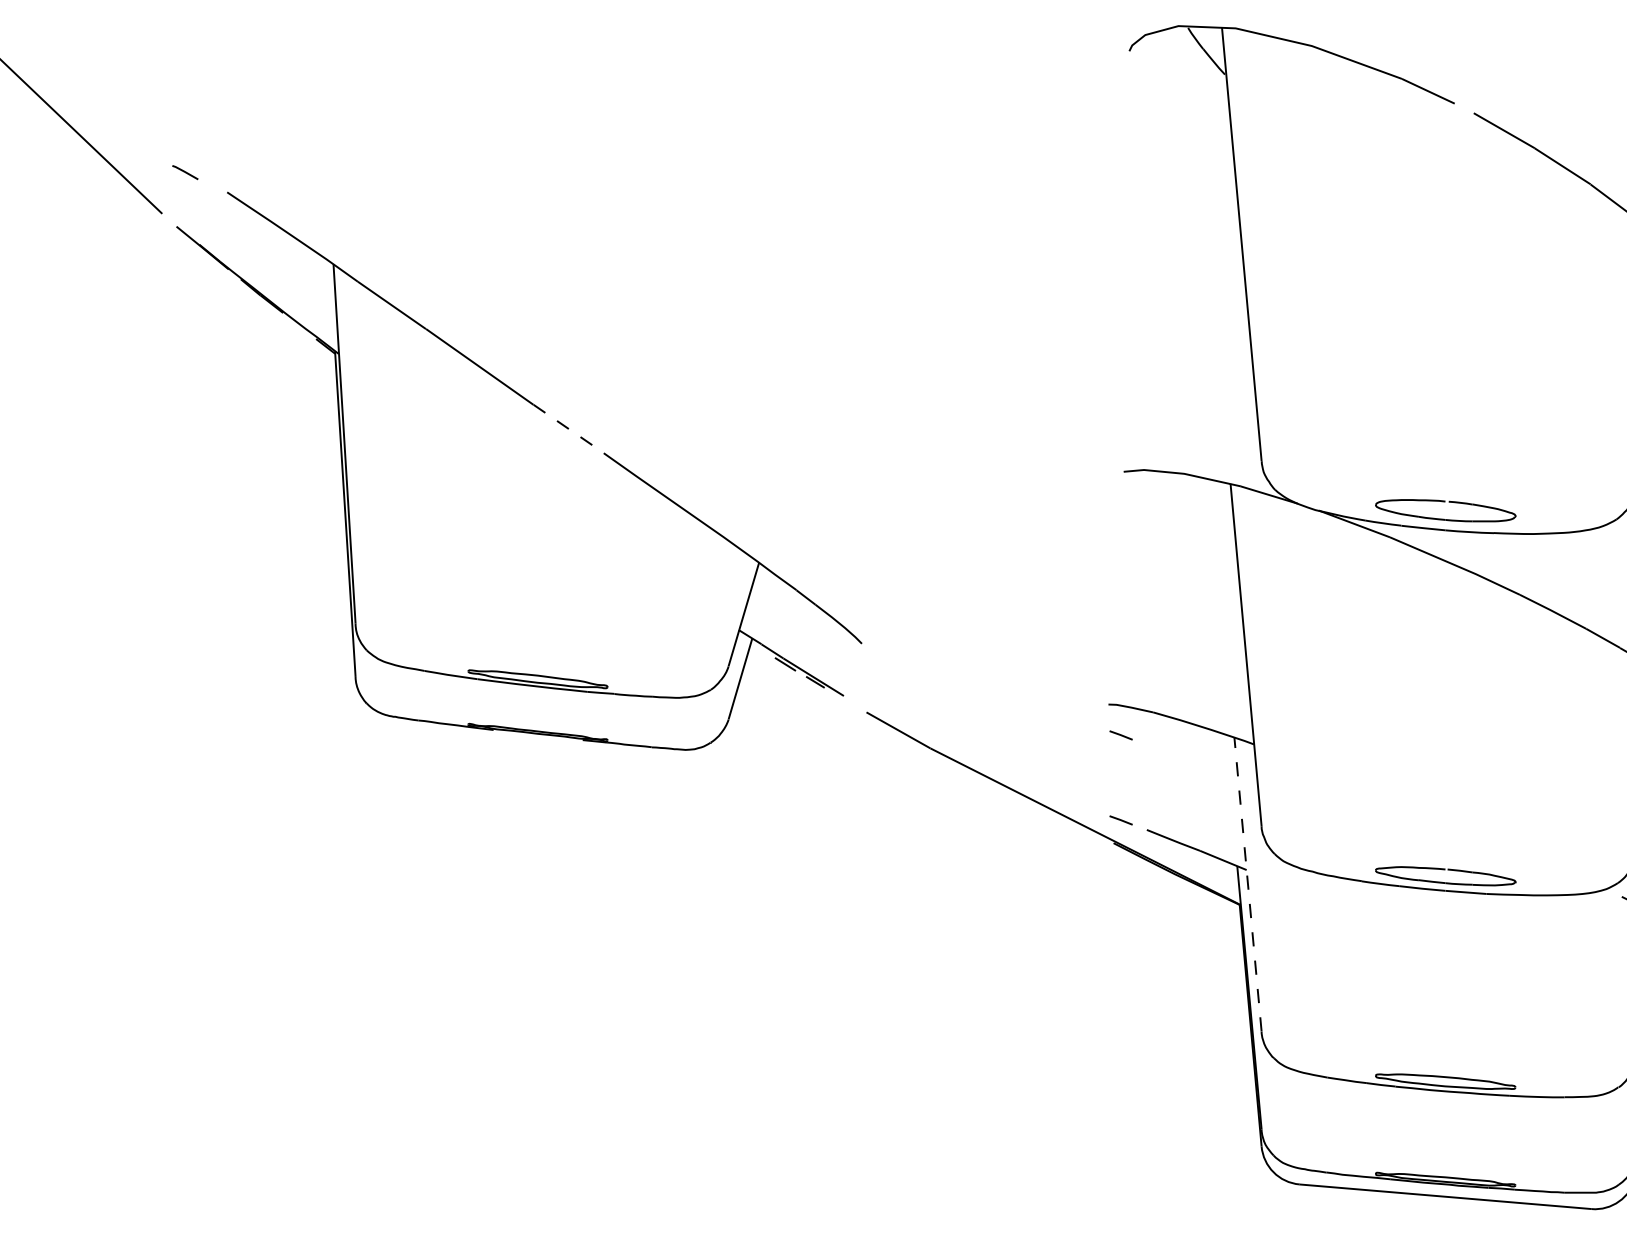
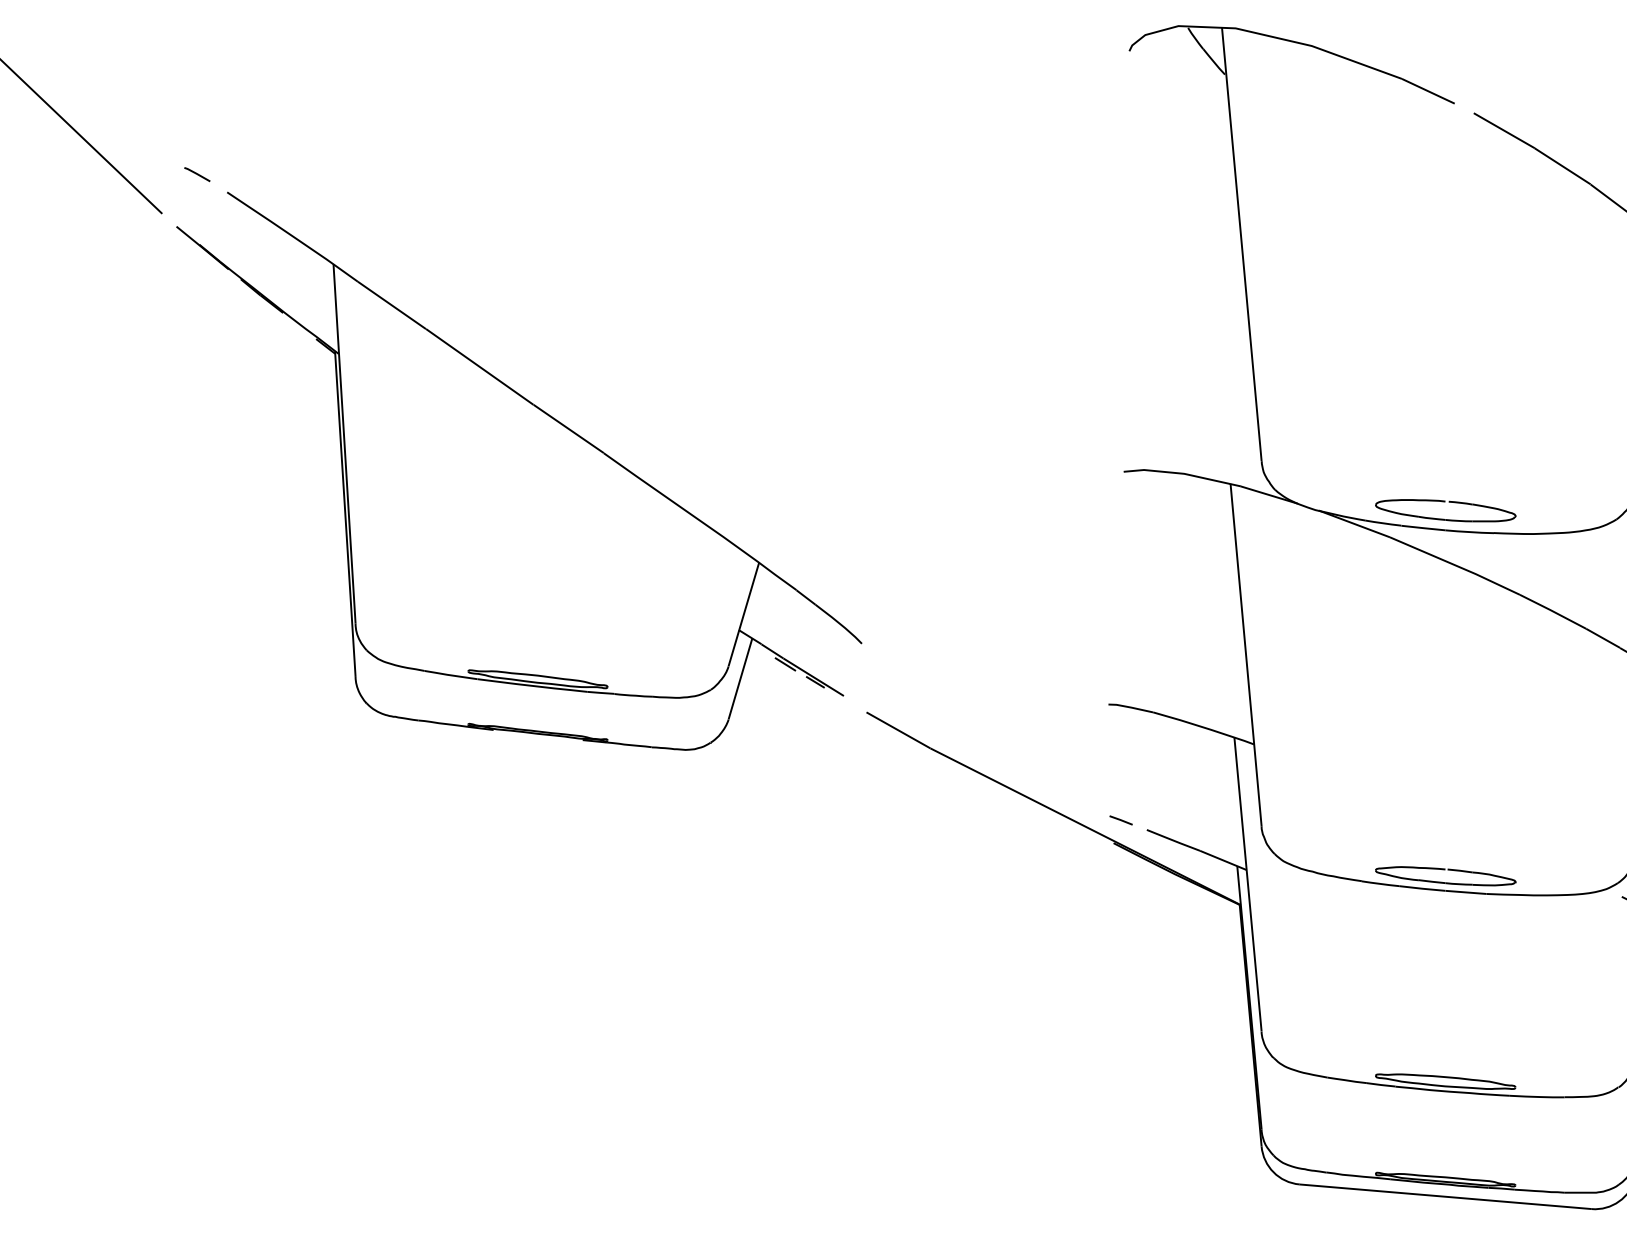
line position: (185, 172) -> (197, 174) (197, 174)
line: dashed -> solid (568, 428)
line: present -> none (1120, 735)
line: dashed -> solid (1248, 884)
